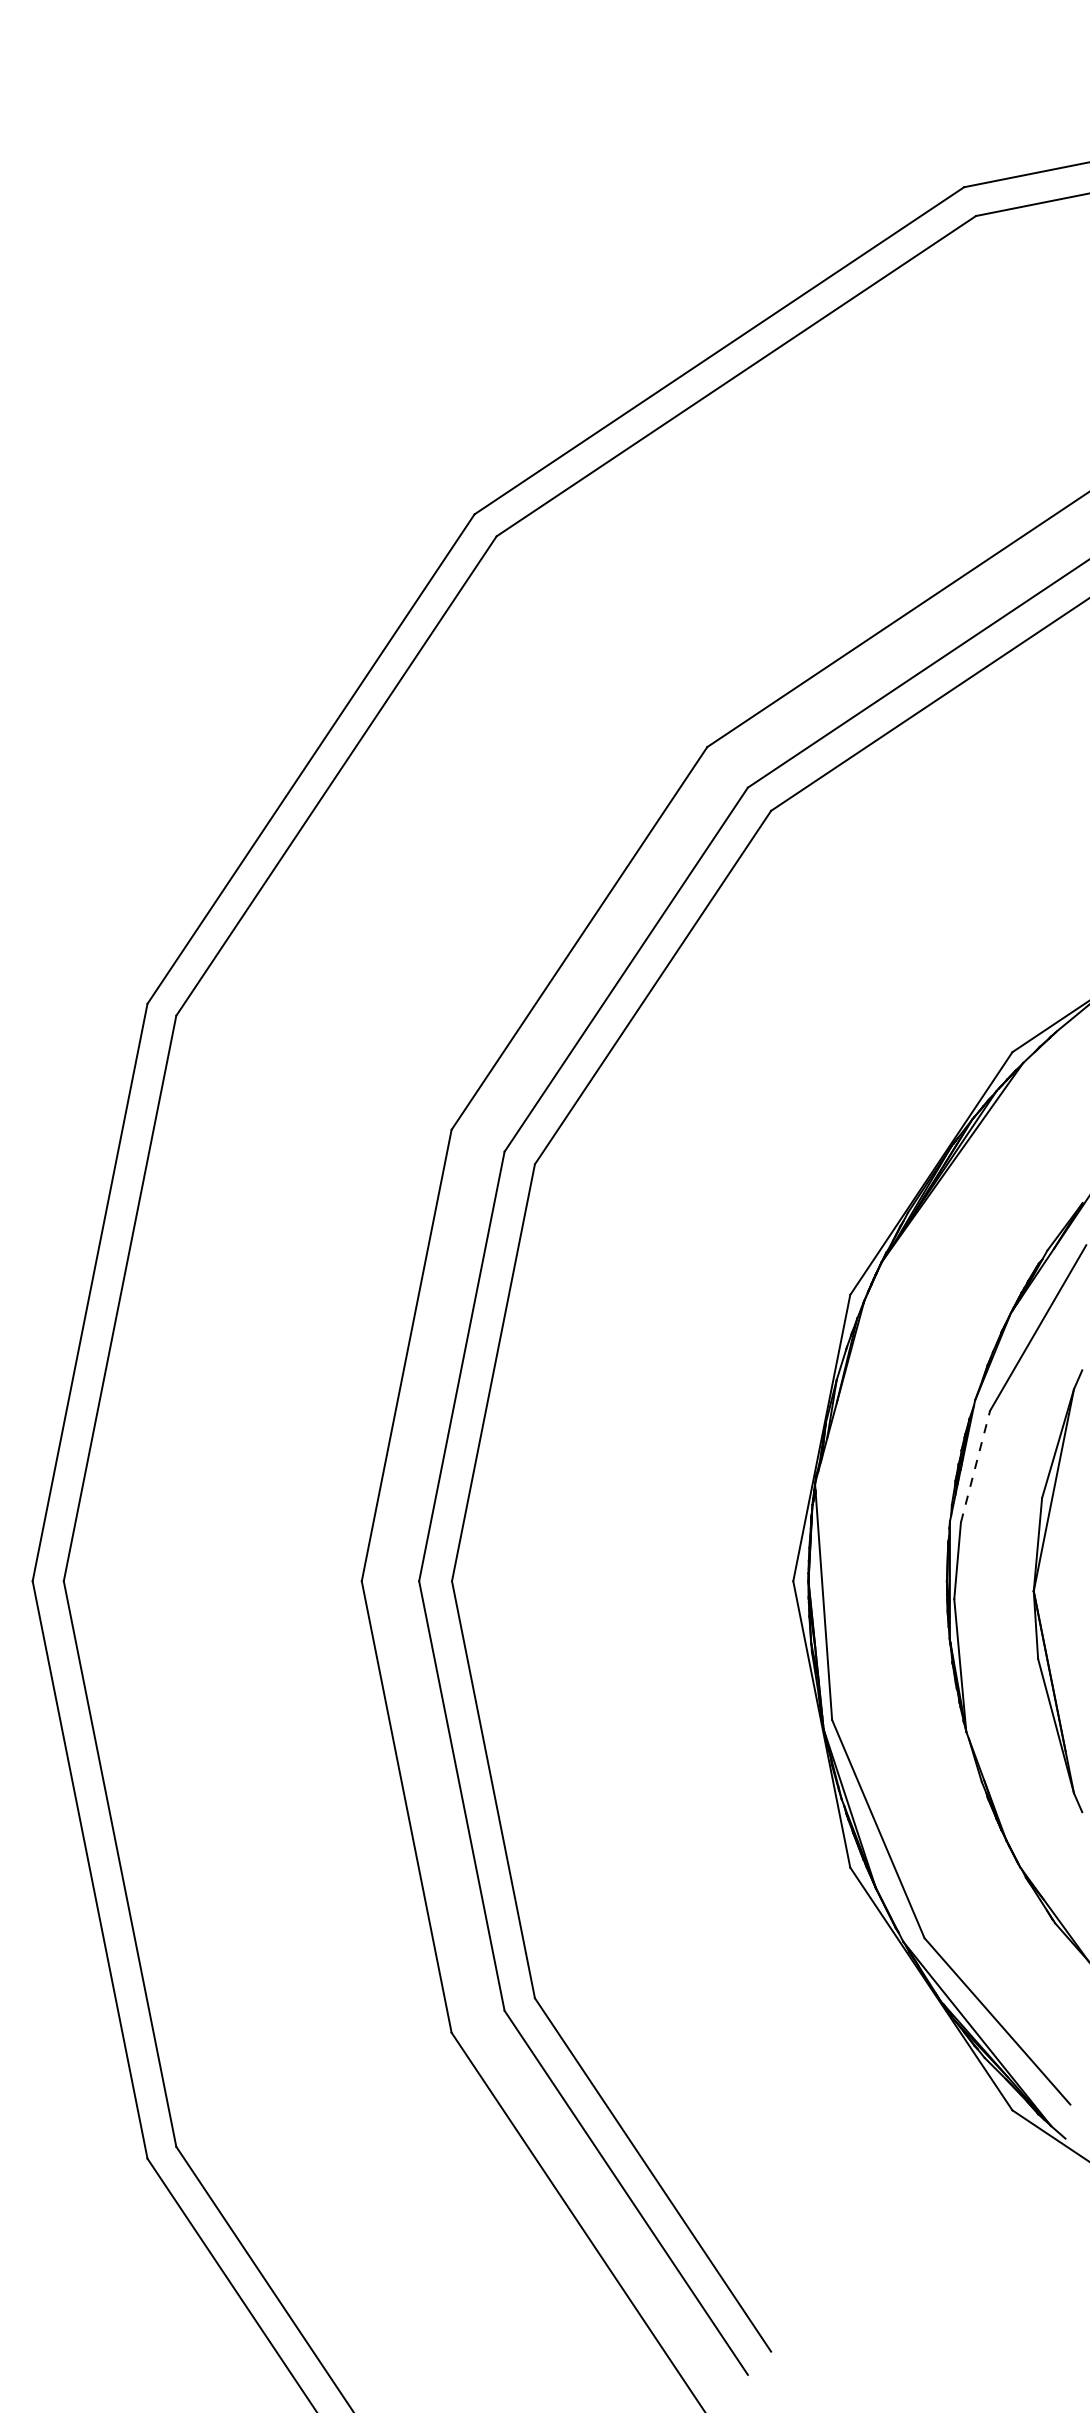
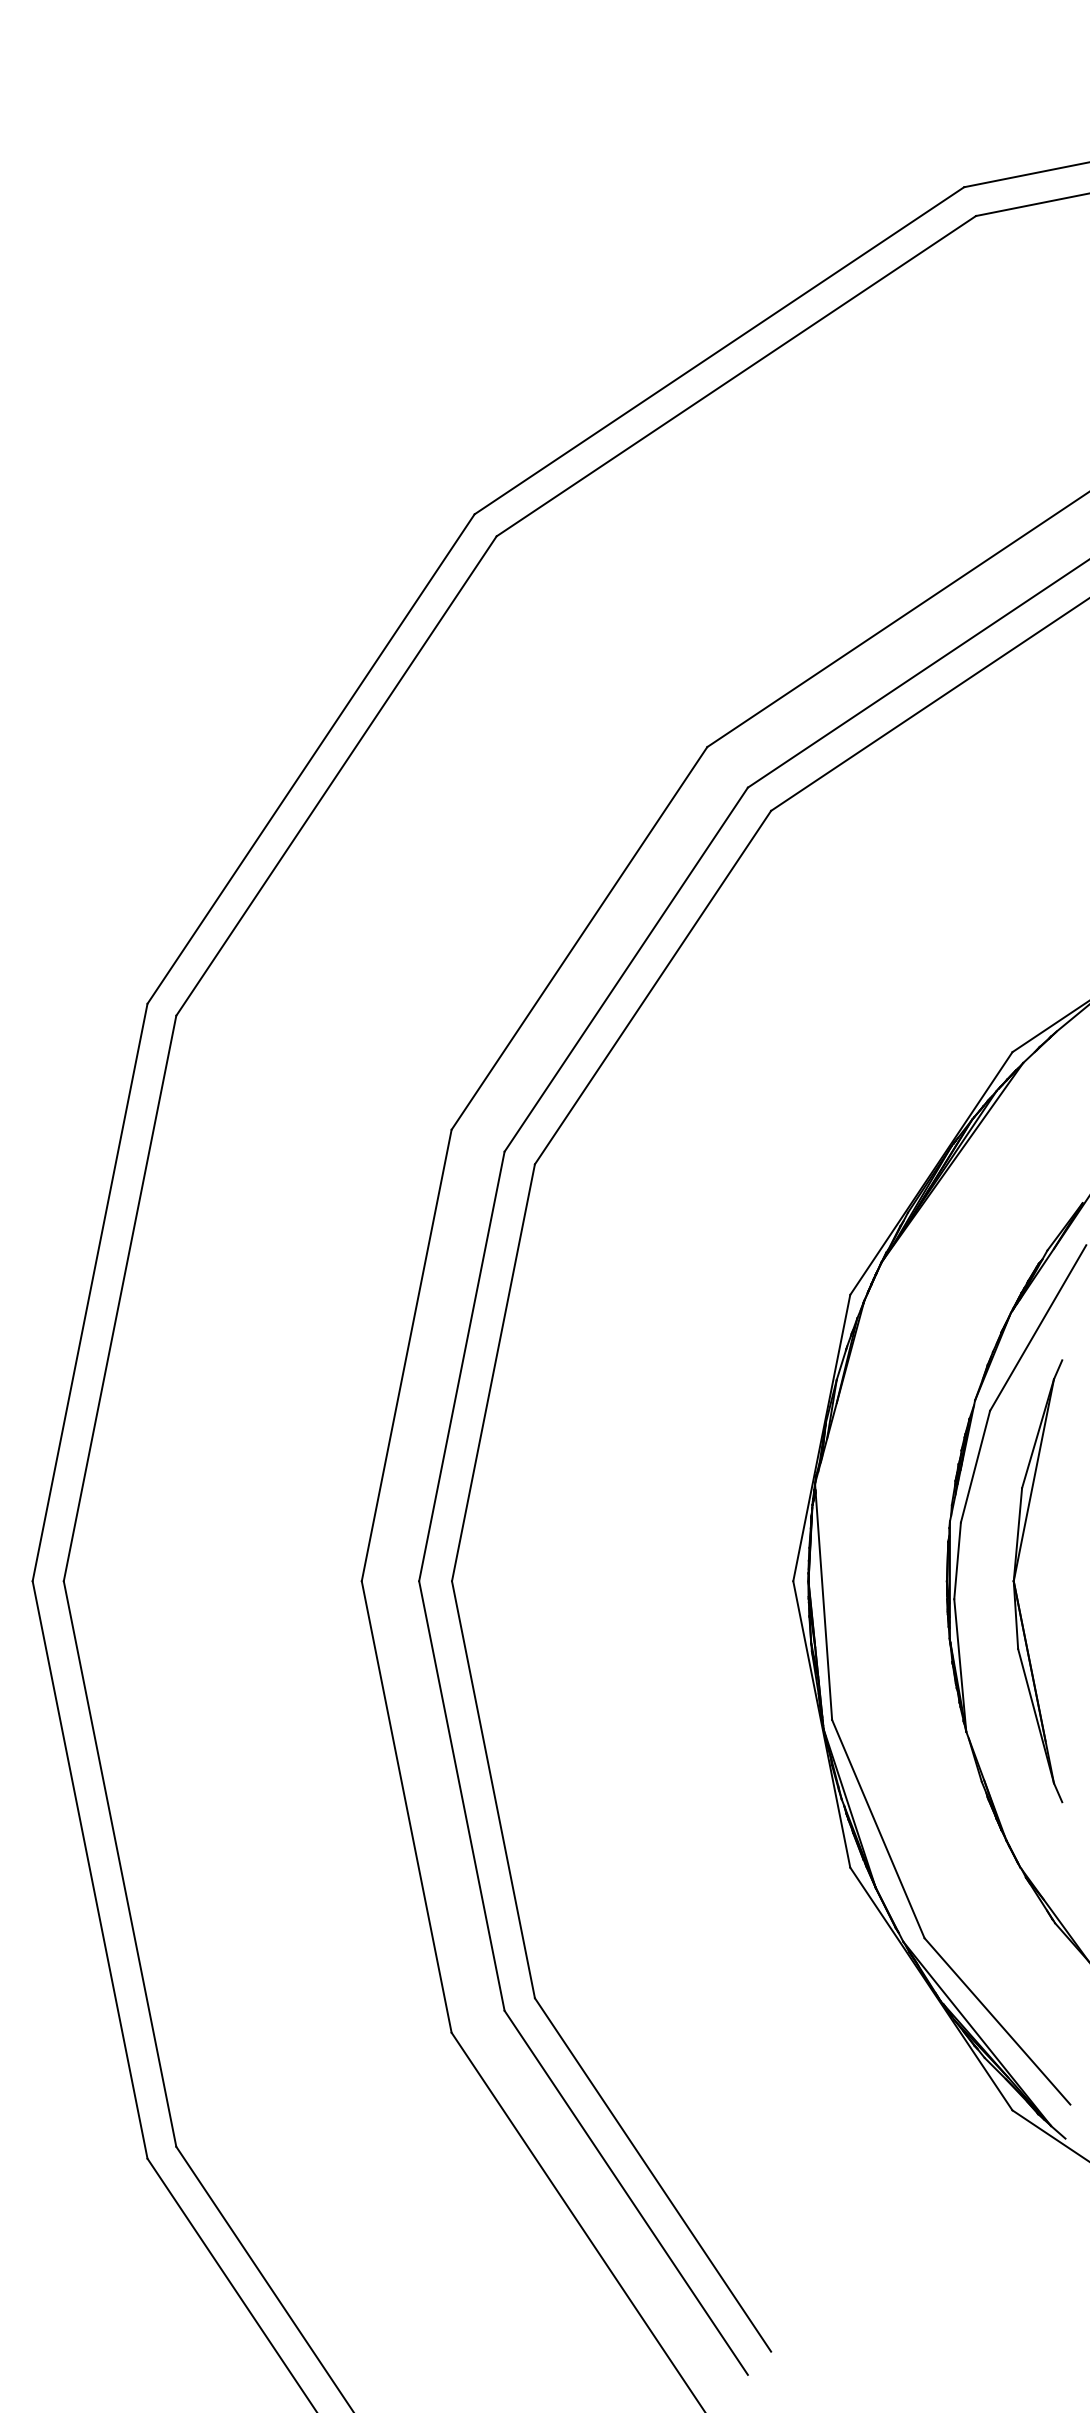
line: dashed -> solid (975, 1466)
part position: (1035, 1593) -> (1015, 1583) (1015, 1583)
